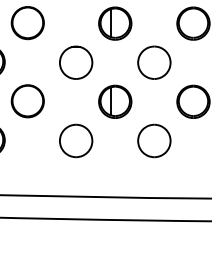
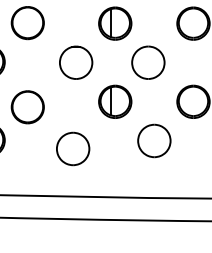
part position: (154, 62) -> (148, 62) (148, 62)
part position: (27, 101) -> (27, 107) (27, 107)
part position: (76, 140) -> (73, 148) (73, 148)
